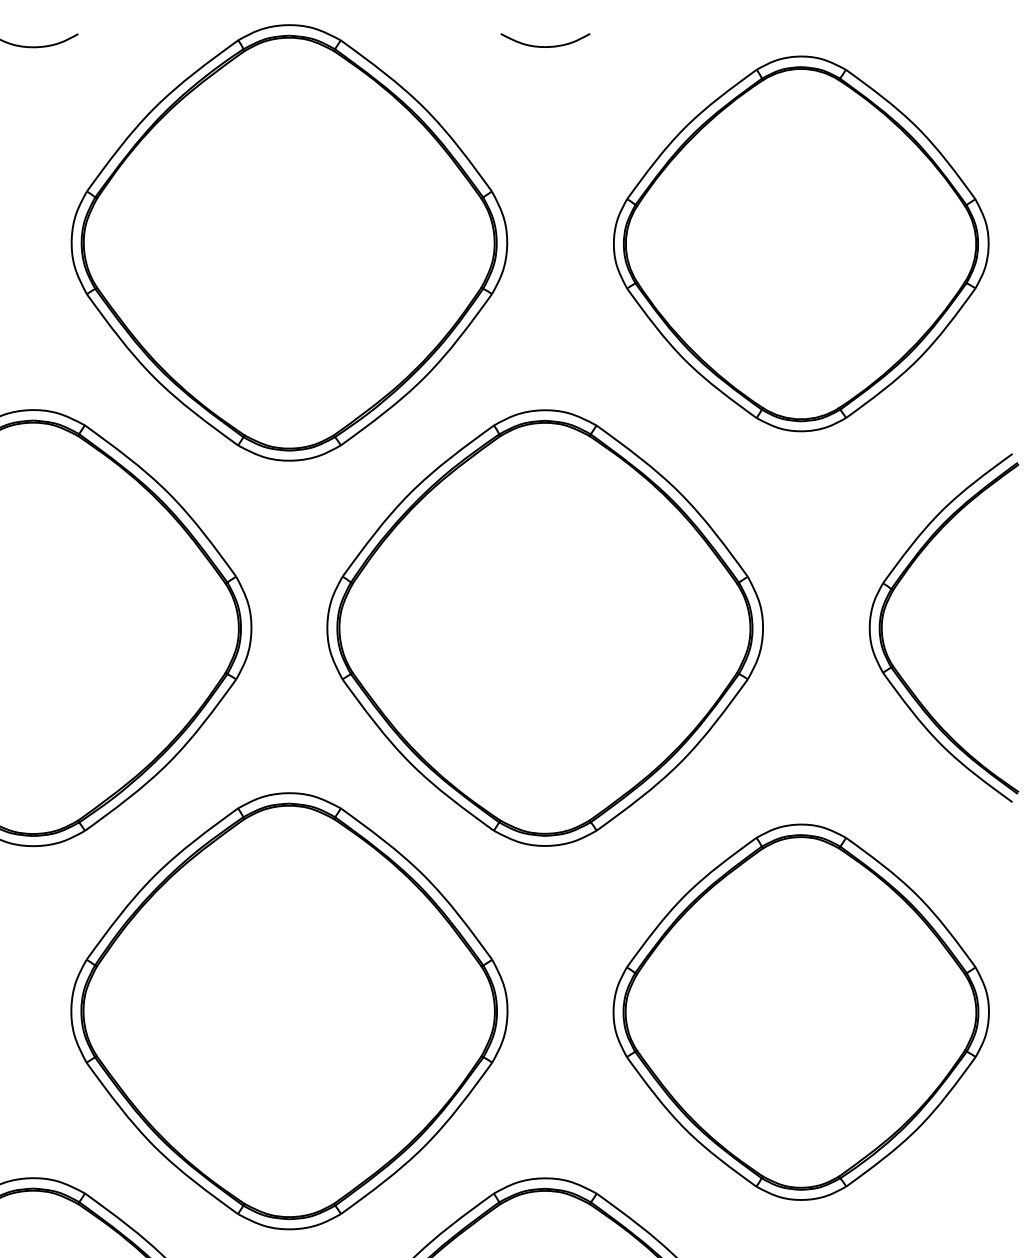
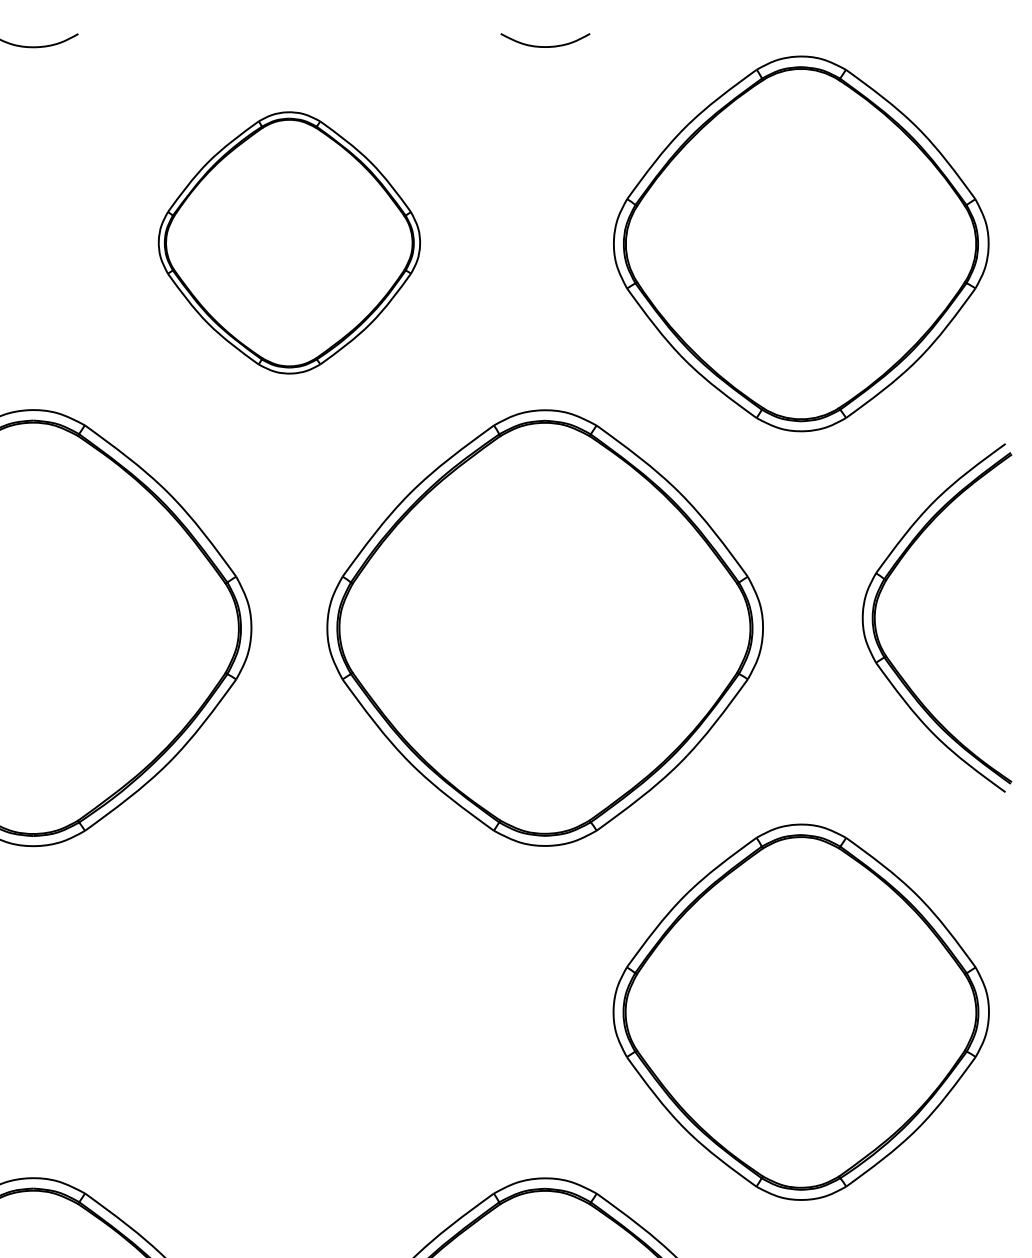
part size: 439x438 px -> 265x264 px (289, 242)
part position: (886, 607) -> (879, 597) (879, 597)
part: present -> none (289, 1011)
